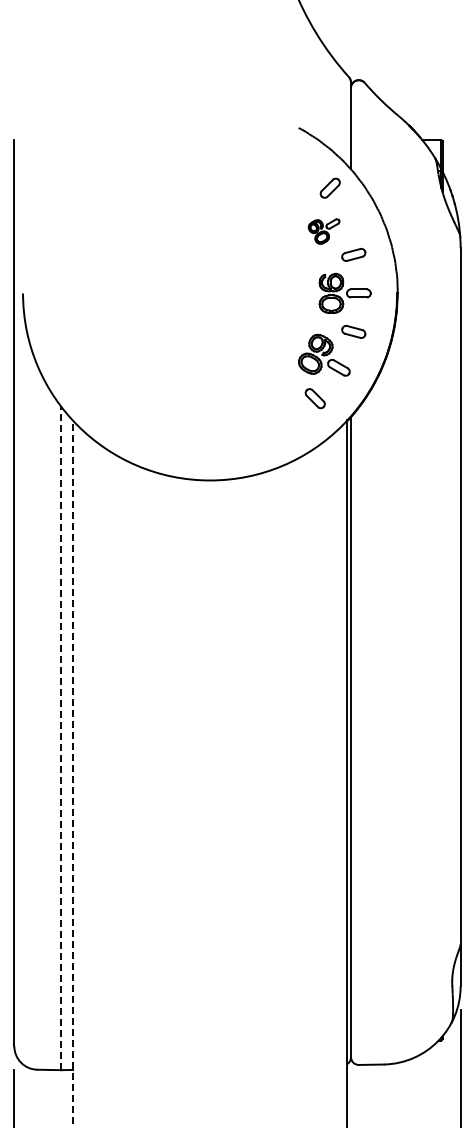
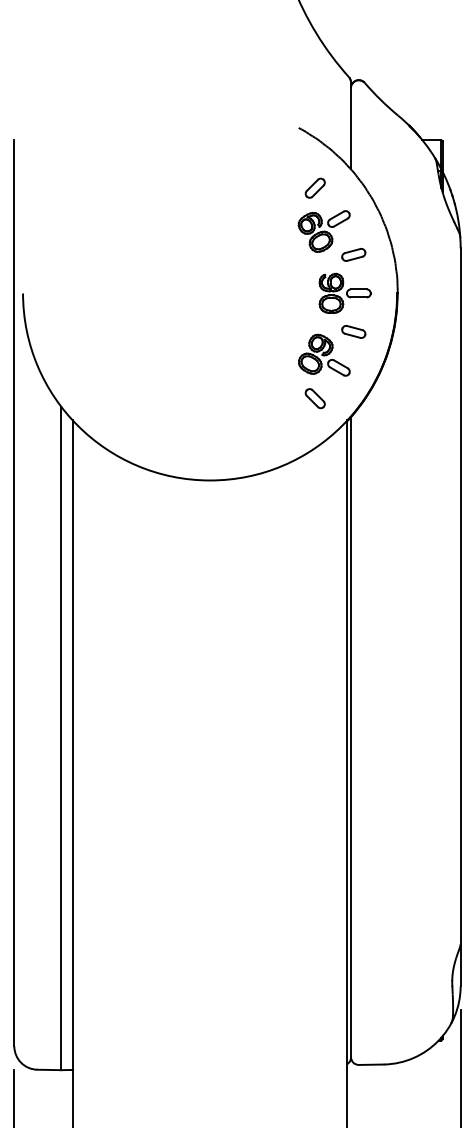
part position: (329, 187) -> (314, 187) (314, 187)
part size: 34x27 px -> 54x43 px (323, 231)
line: dashed -> solid (61, 738)
line: dashed -> solid (73, 774)
